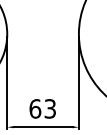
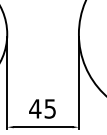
text: 63 -> 45 (42, 108)
